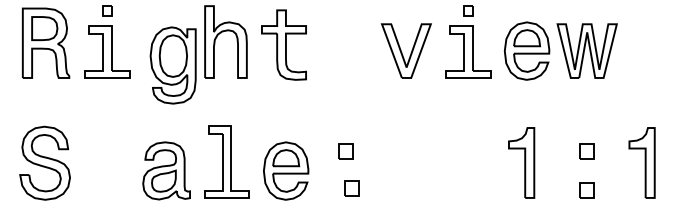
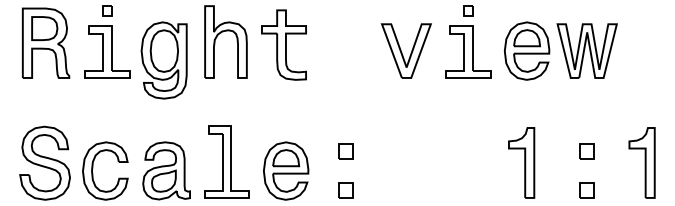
part position: (172, 65) -> (163, 60) (163, 60)
part: none -> present (93, 168)
part position: (351, 188) -> (345, 190) (345, 190)
